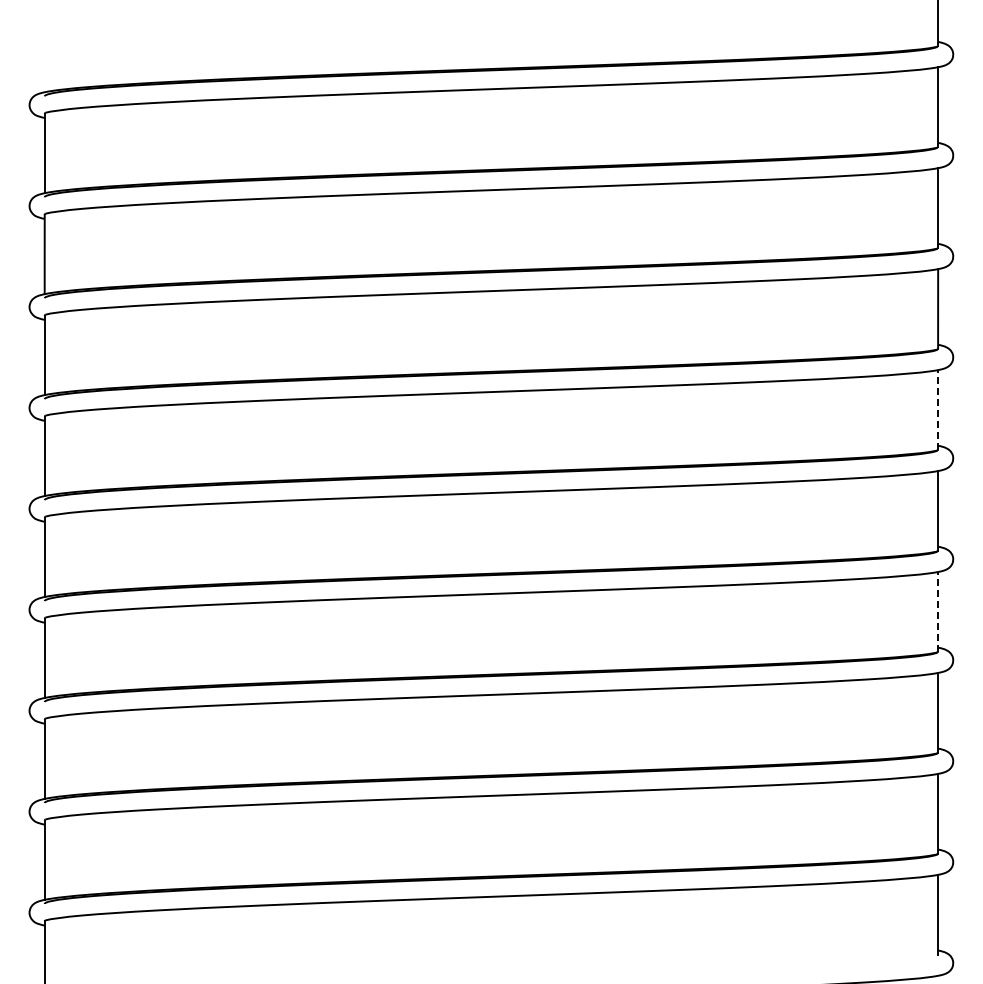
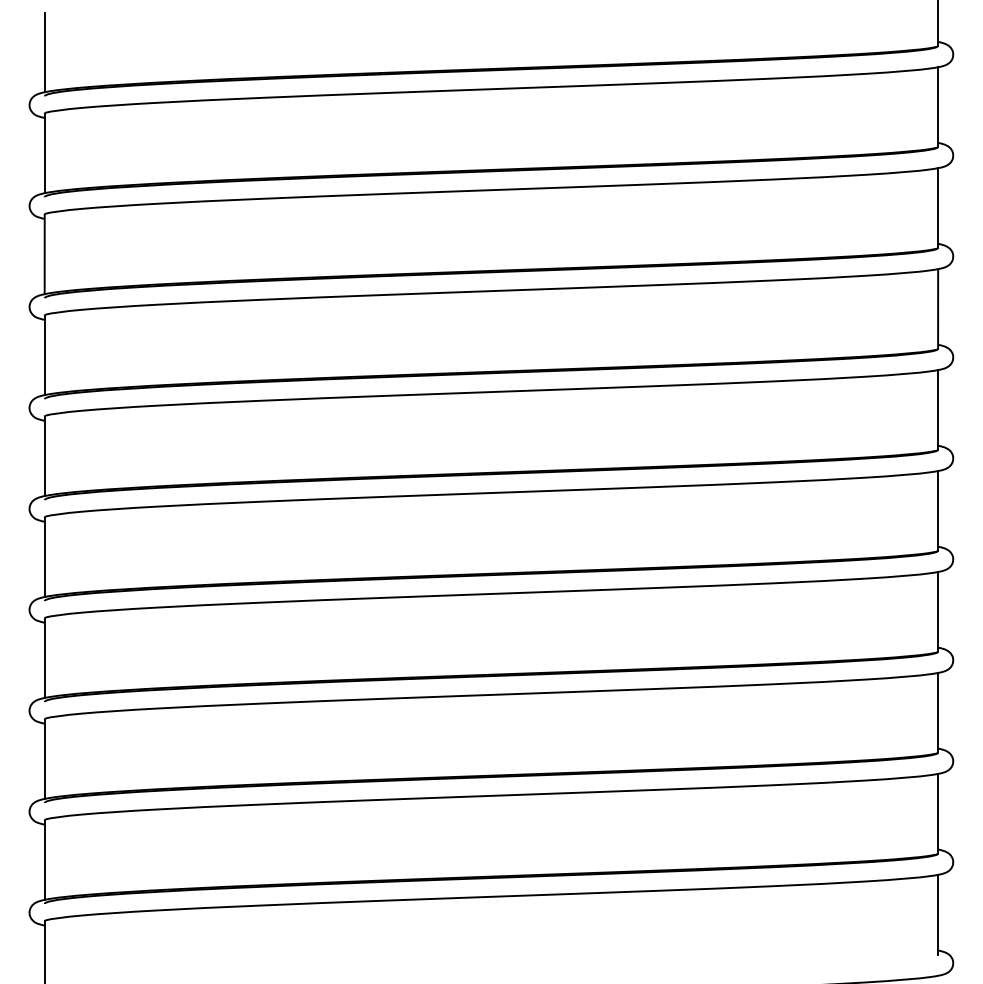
line: none -> present (44, 52)
line: dashed -> solid (938, 409)
line: dashed -> solid (938, 611)
